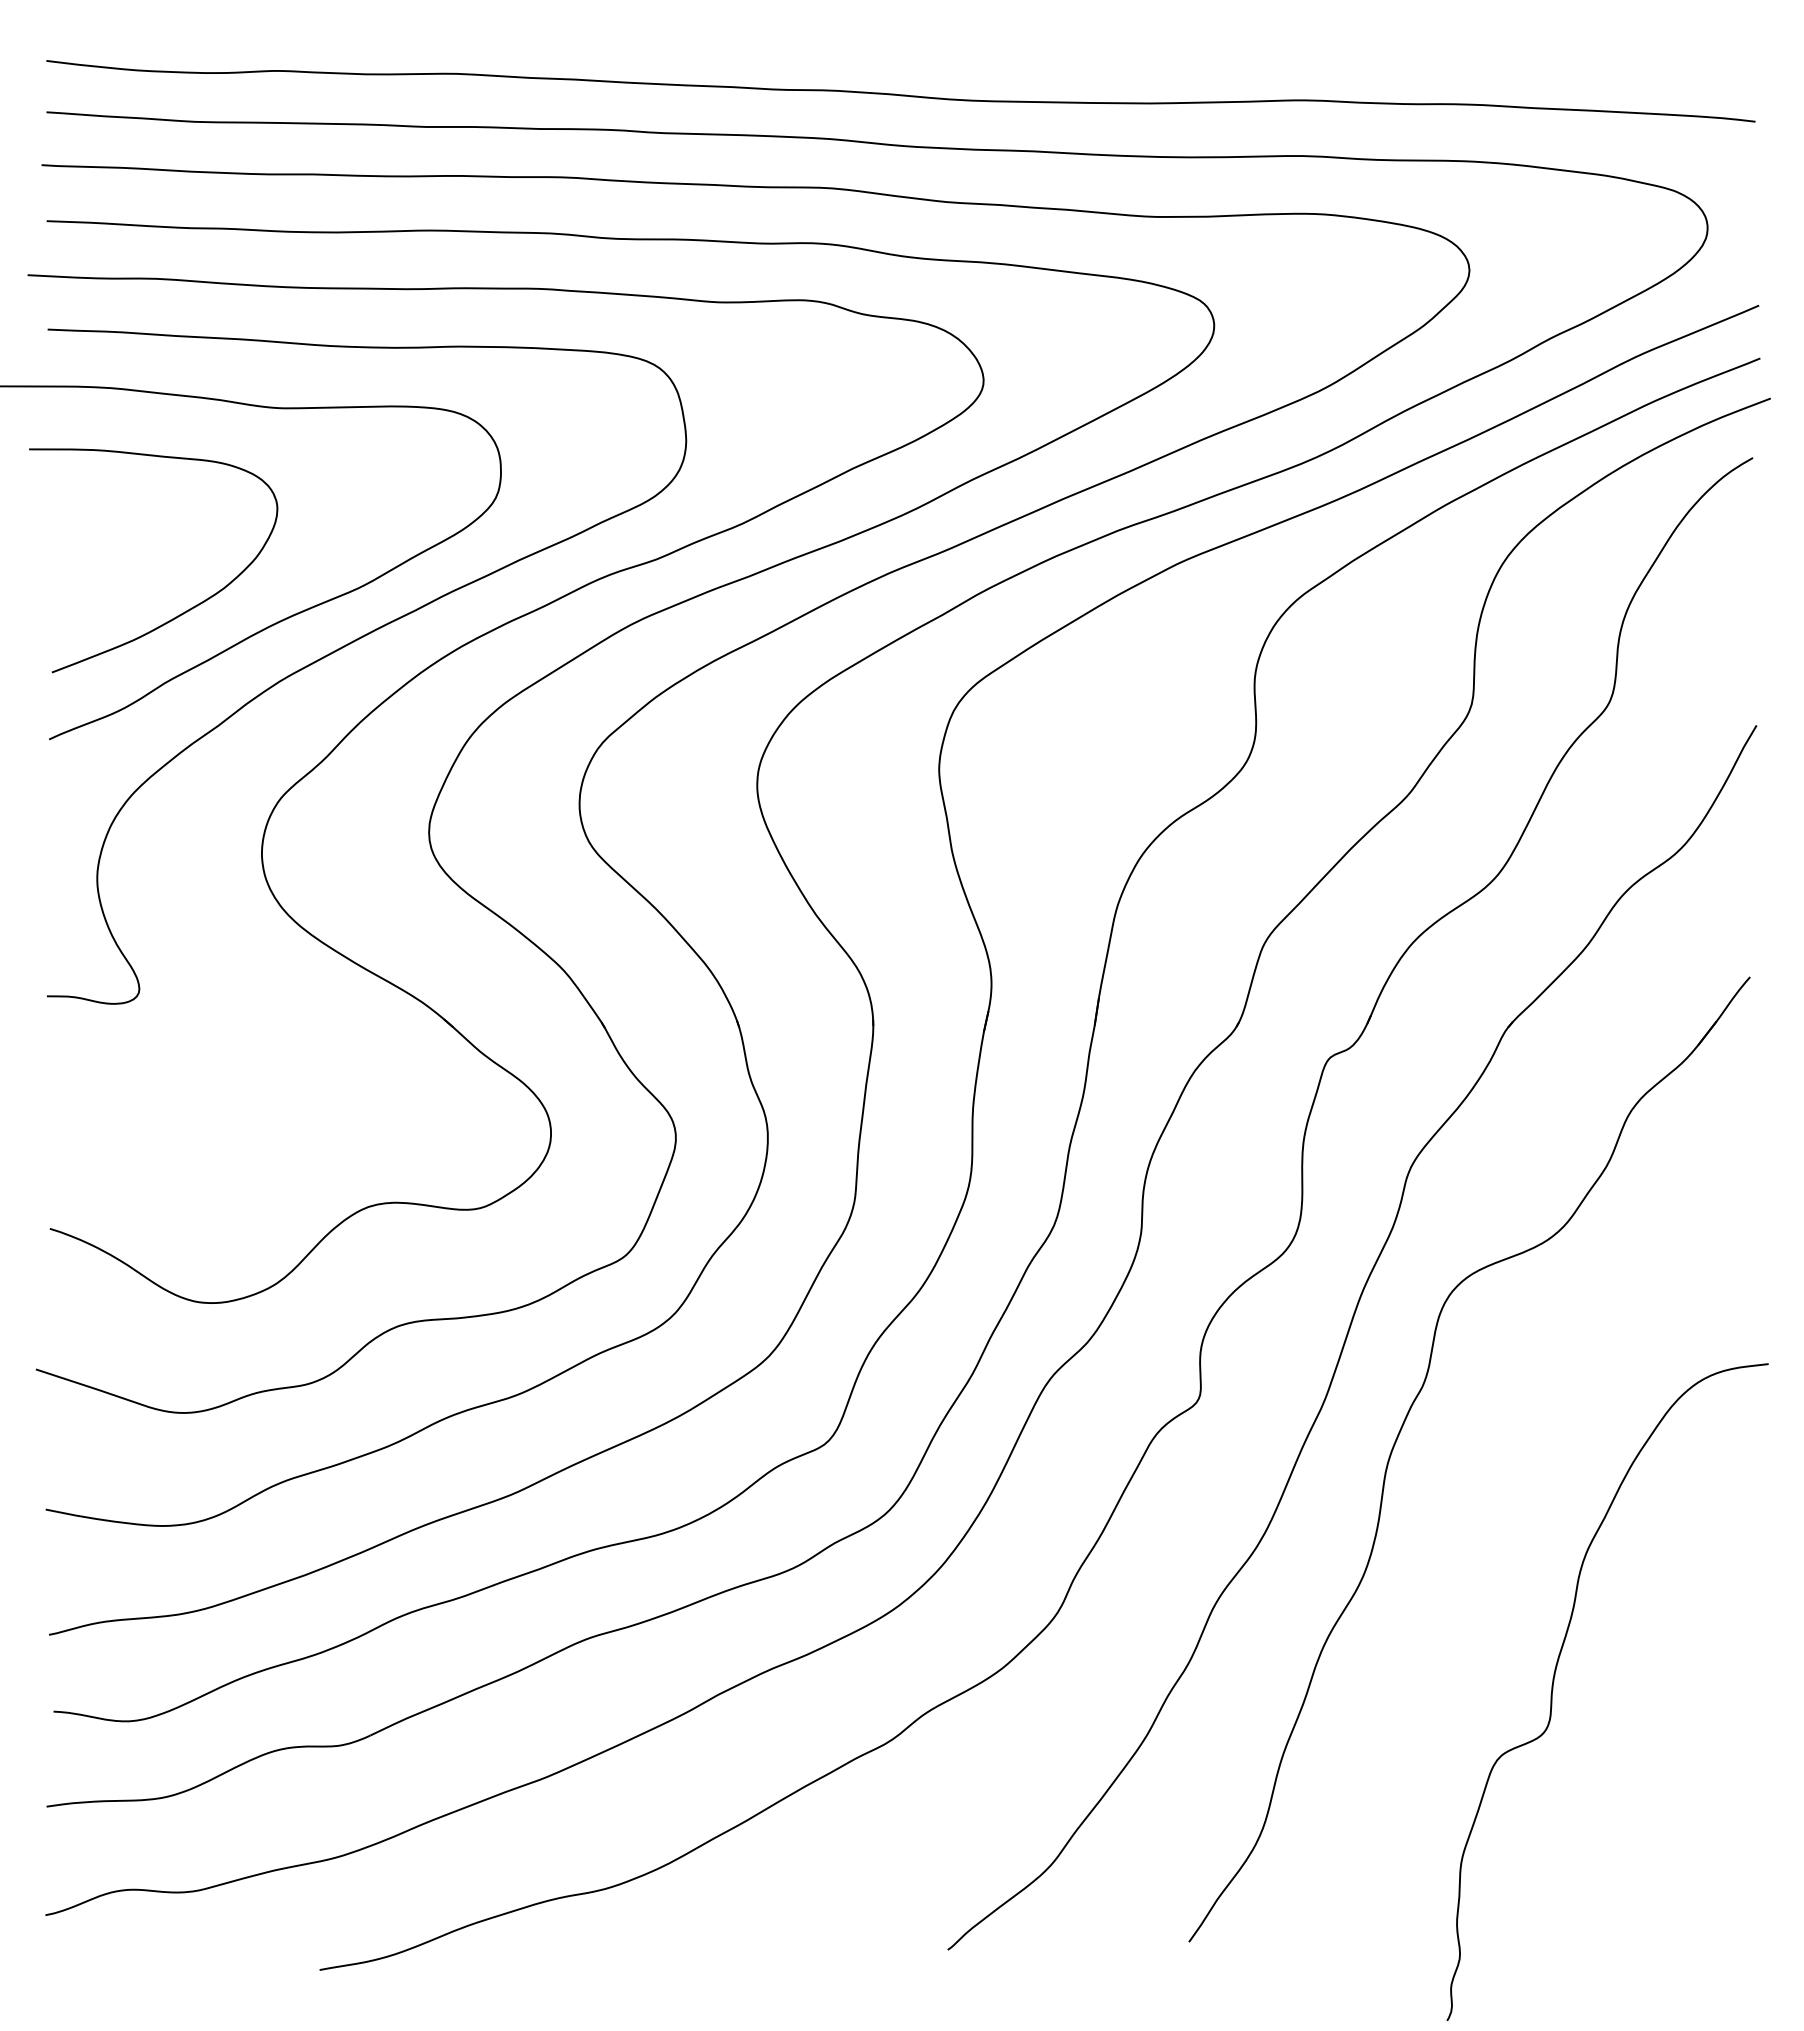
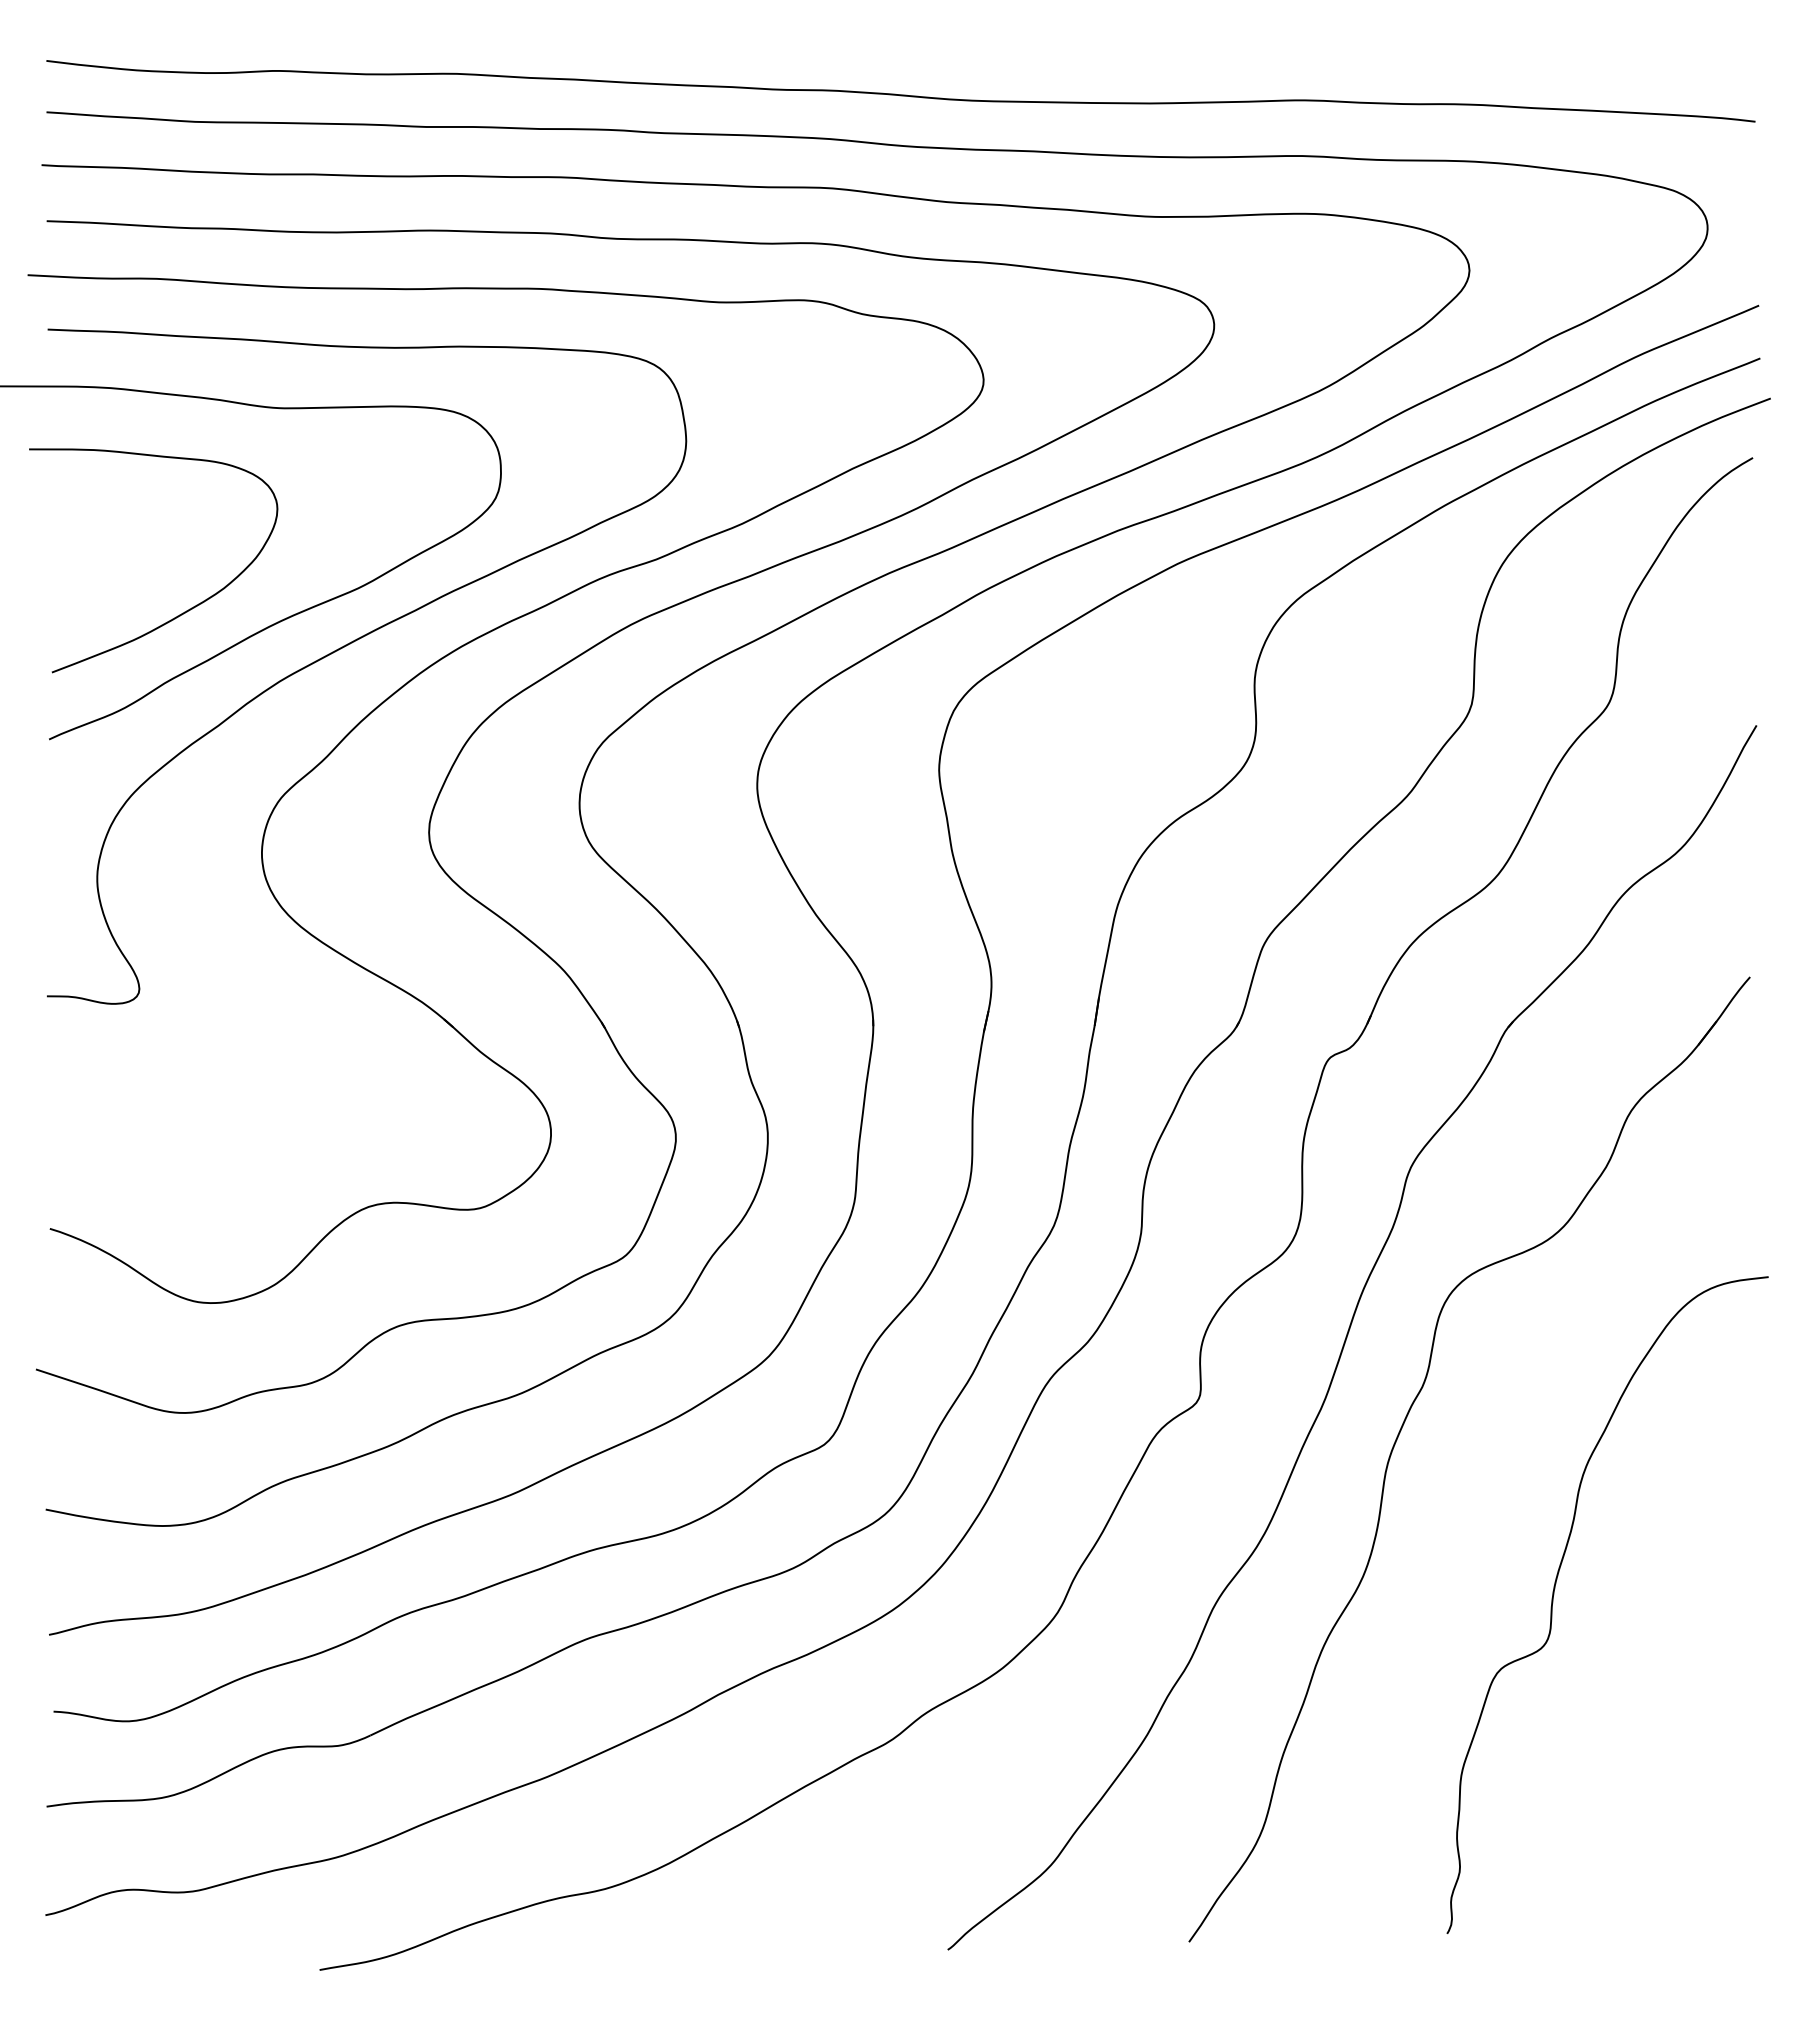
curve position: (1554, 1681) -> (1554, 1594) (1554, 1594)
